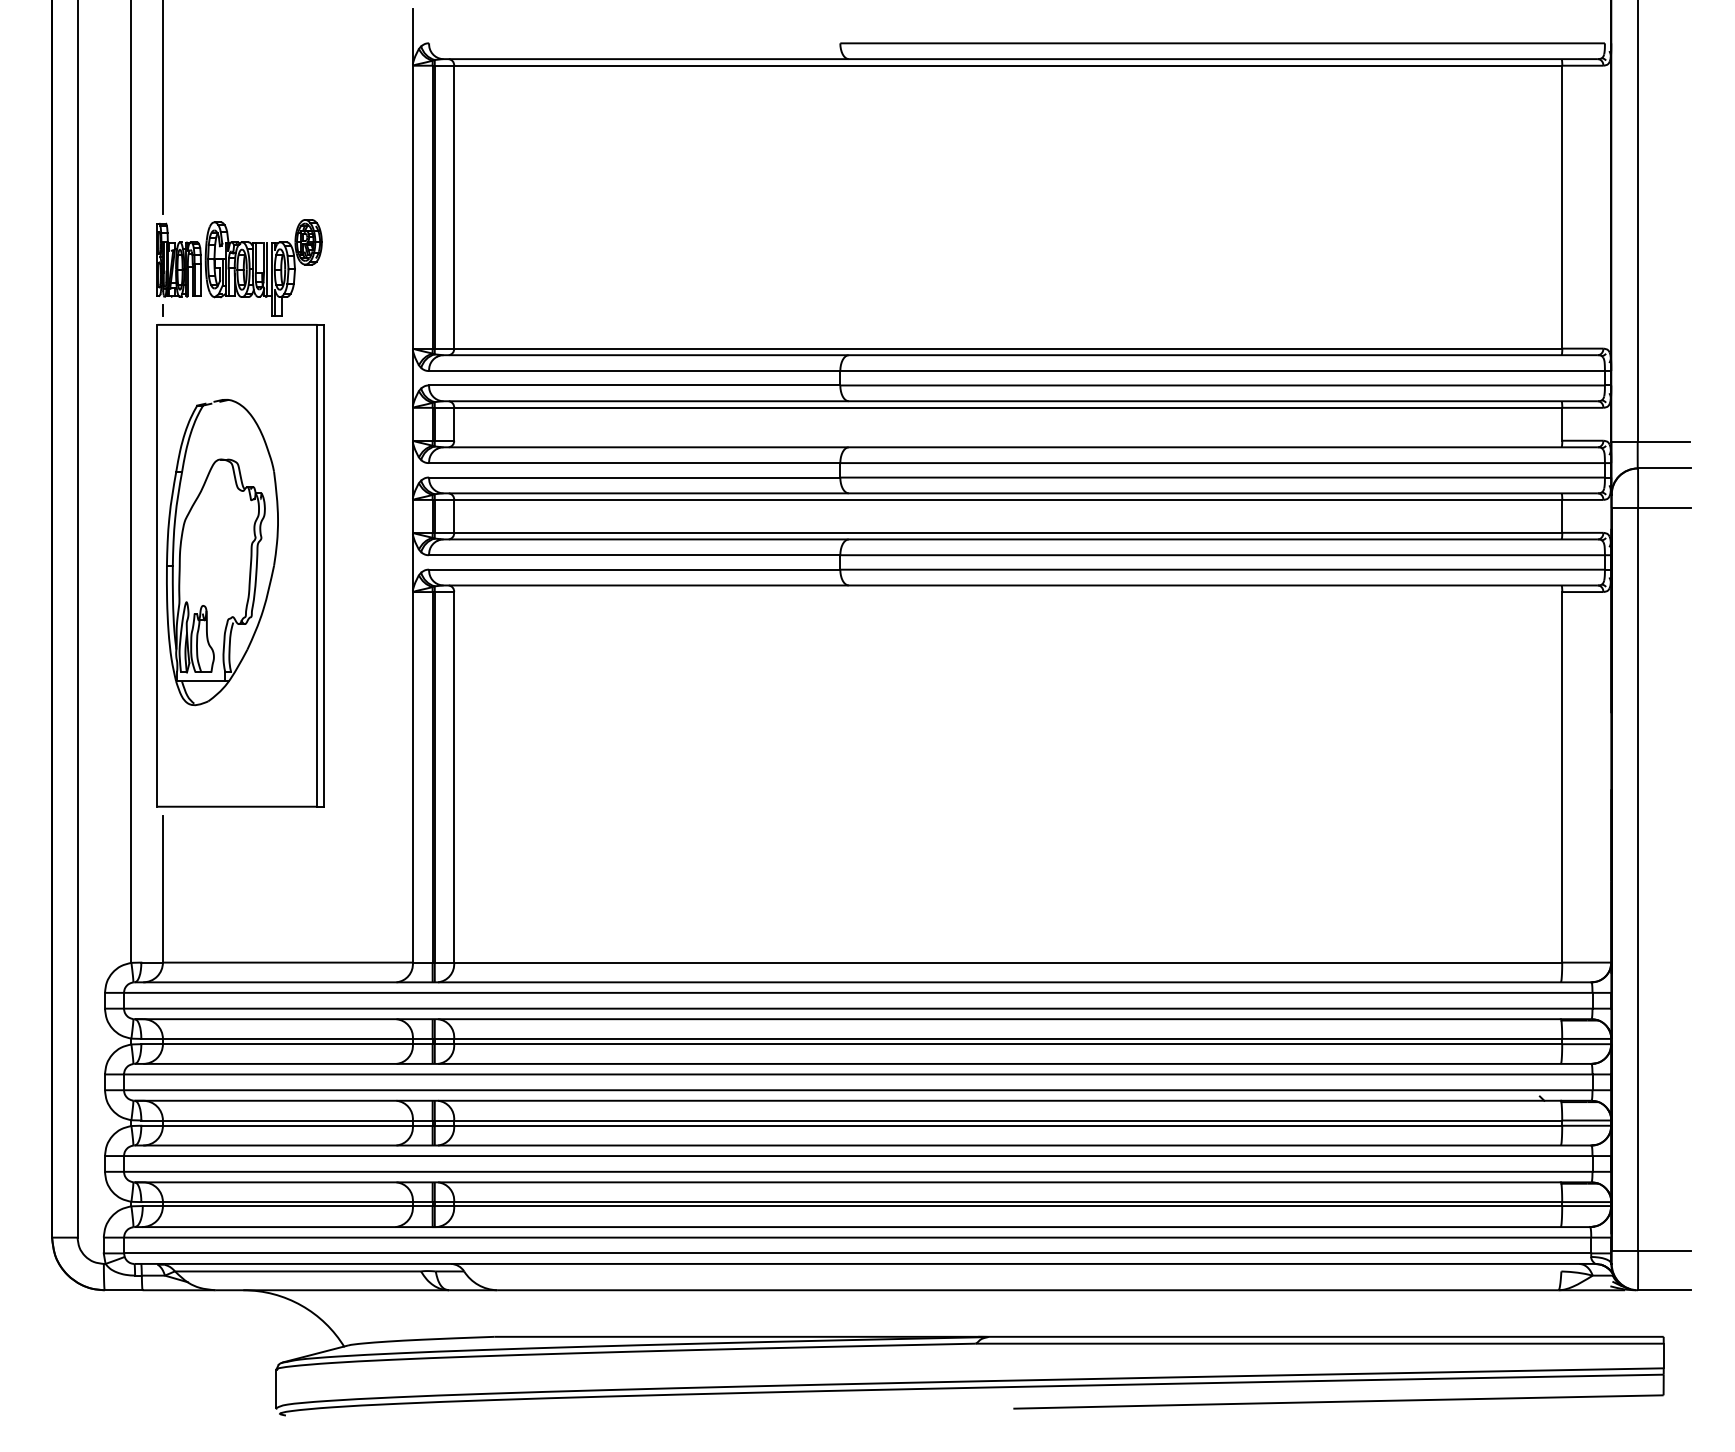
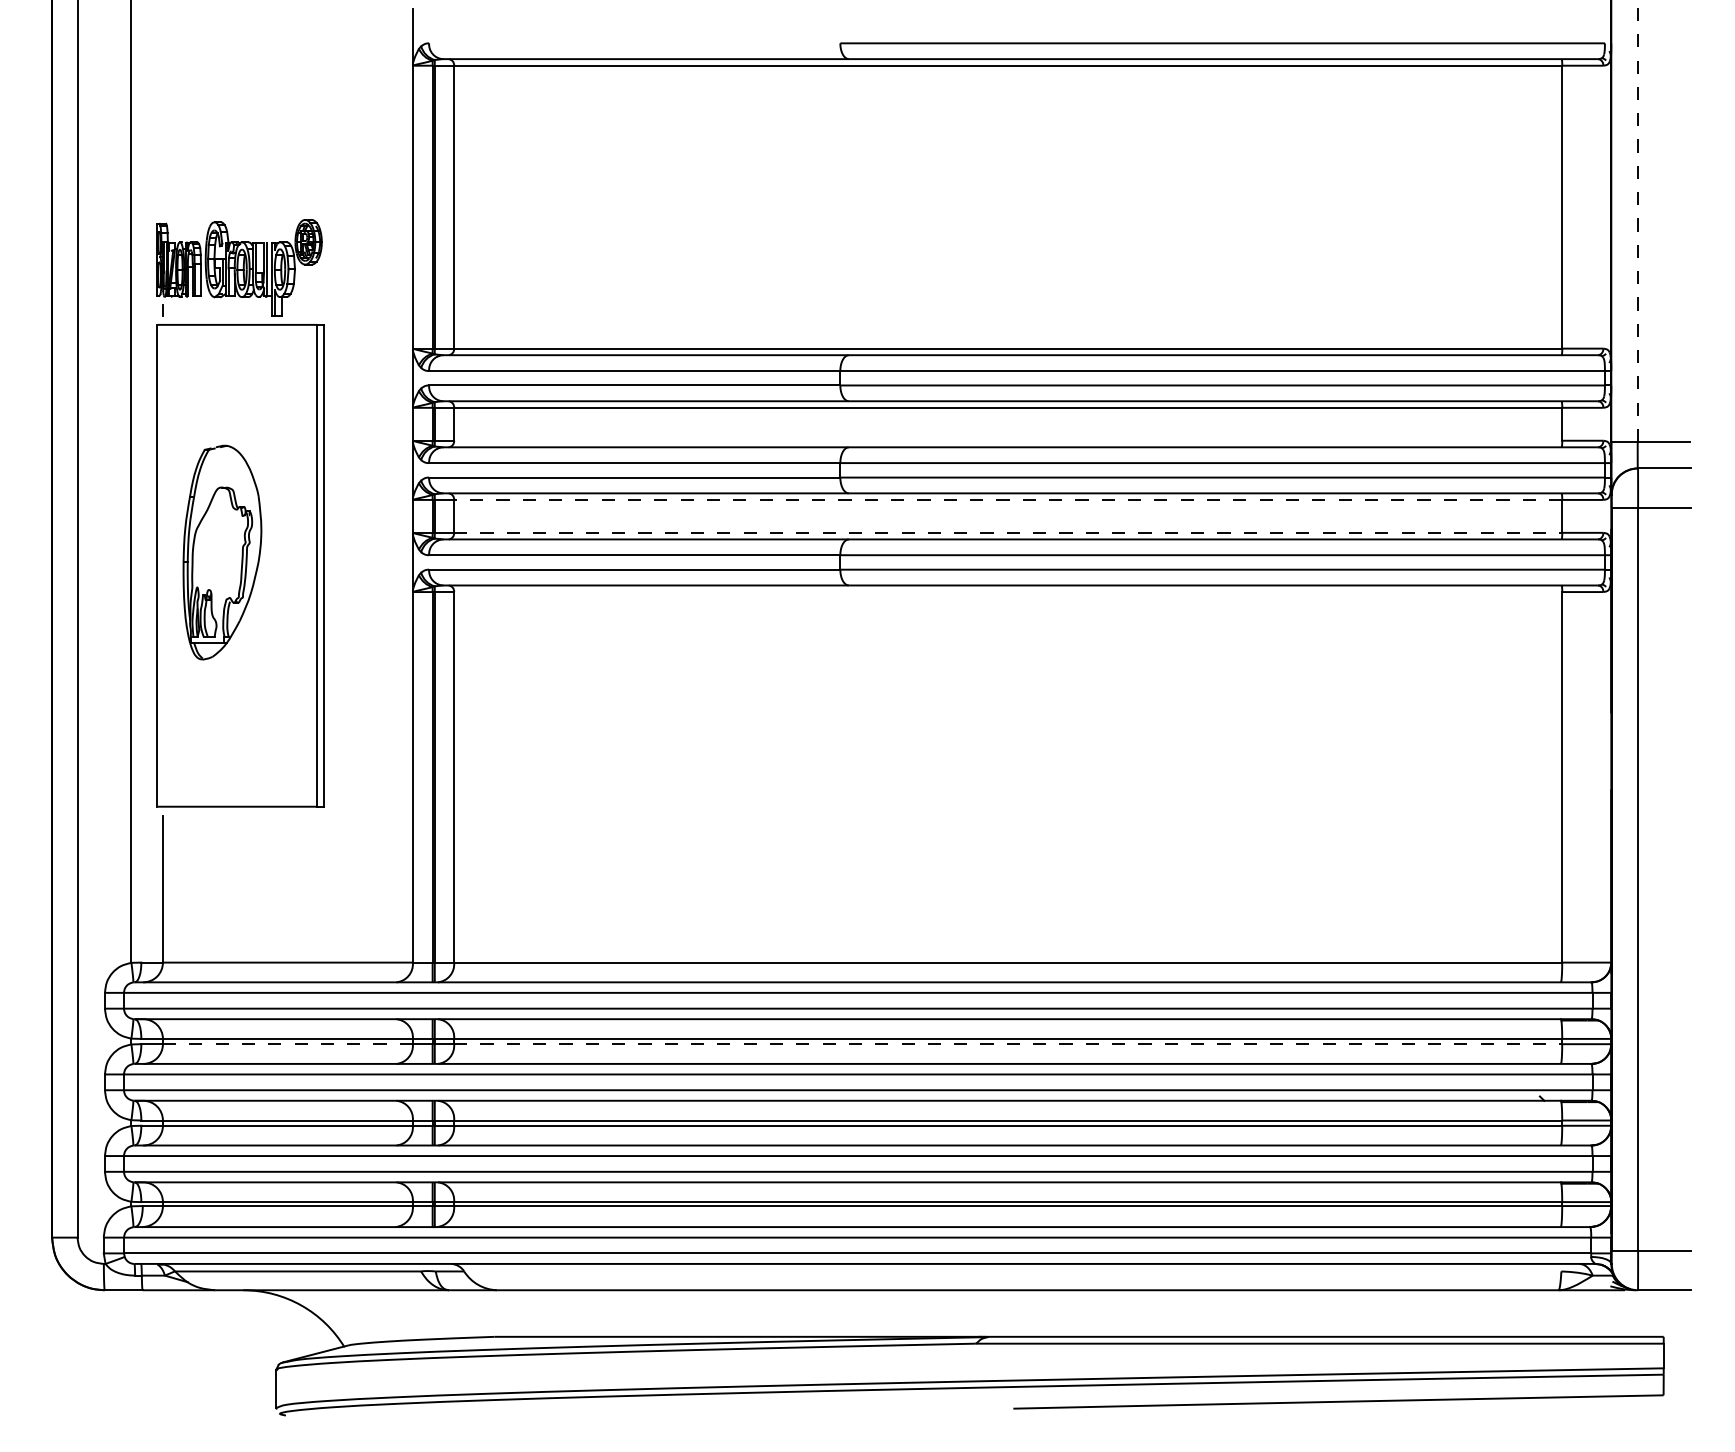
line: present -> none (162, 108)
line: solid -> dashed (1637, 221)
line: solid -> dashed (1007, 499)
line: solid -> dashed (1008, 532)
part size: 113x308 px -> 81x217 px (222, 552)
line: solid -> dashed (287, 1044)
line: solid -> dashed (1008, 1044)
